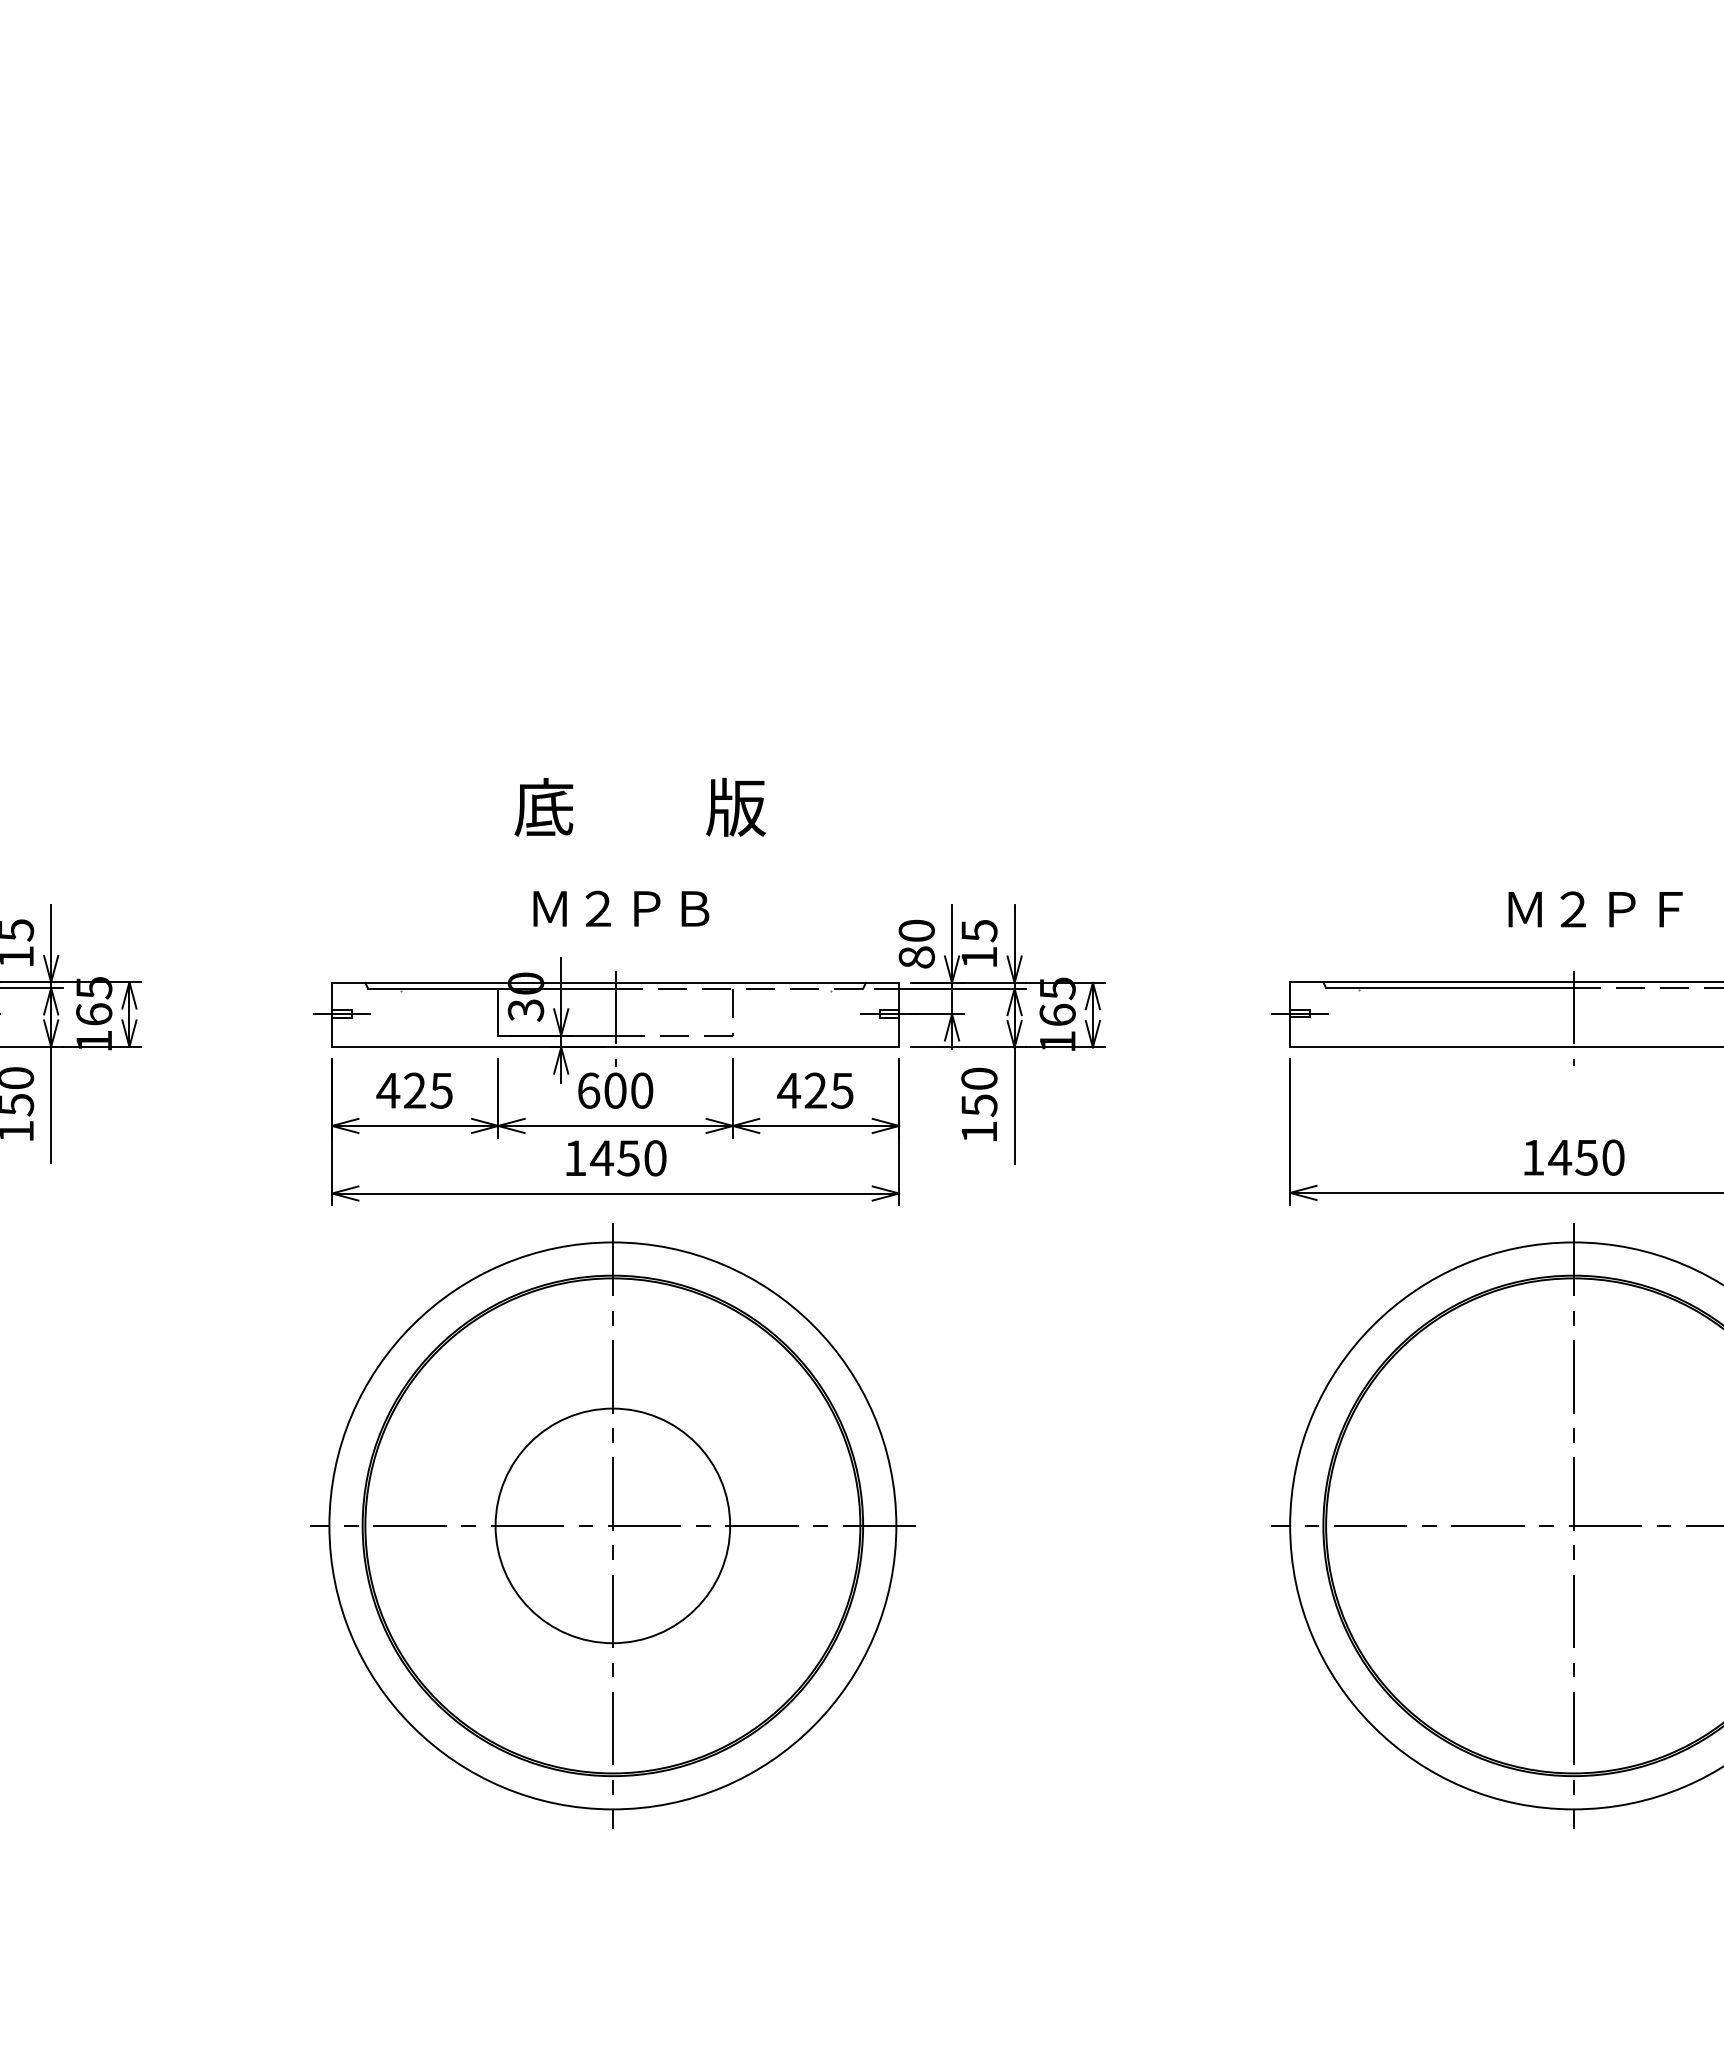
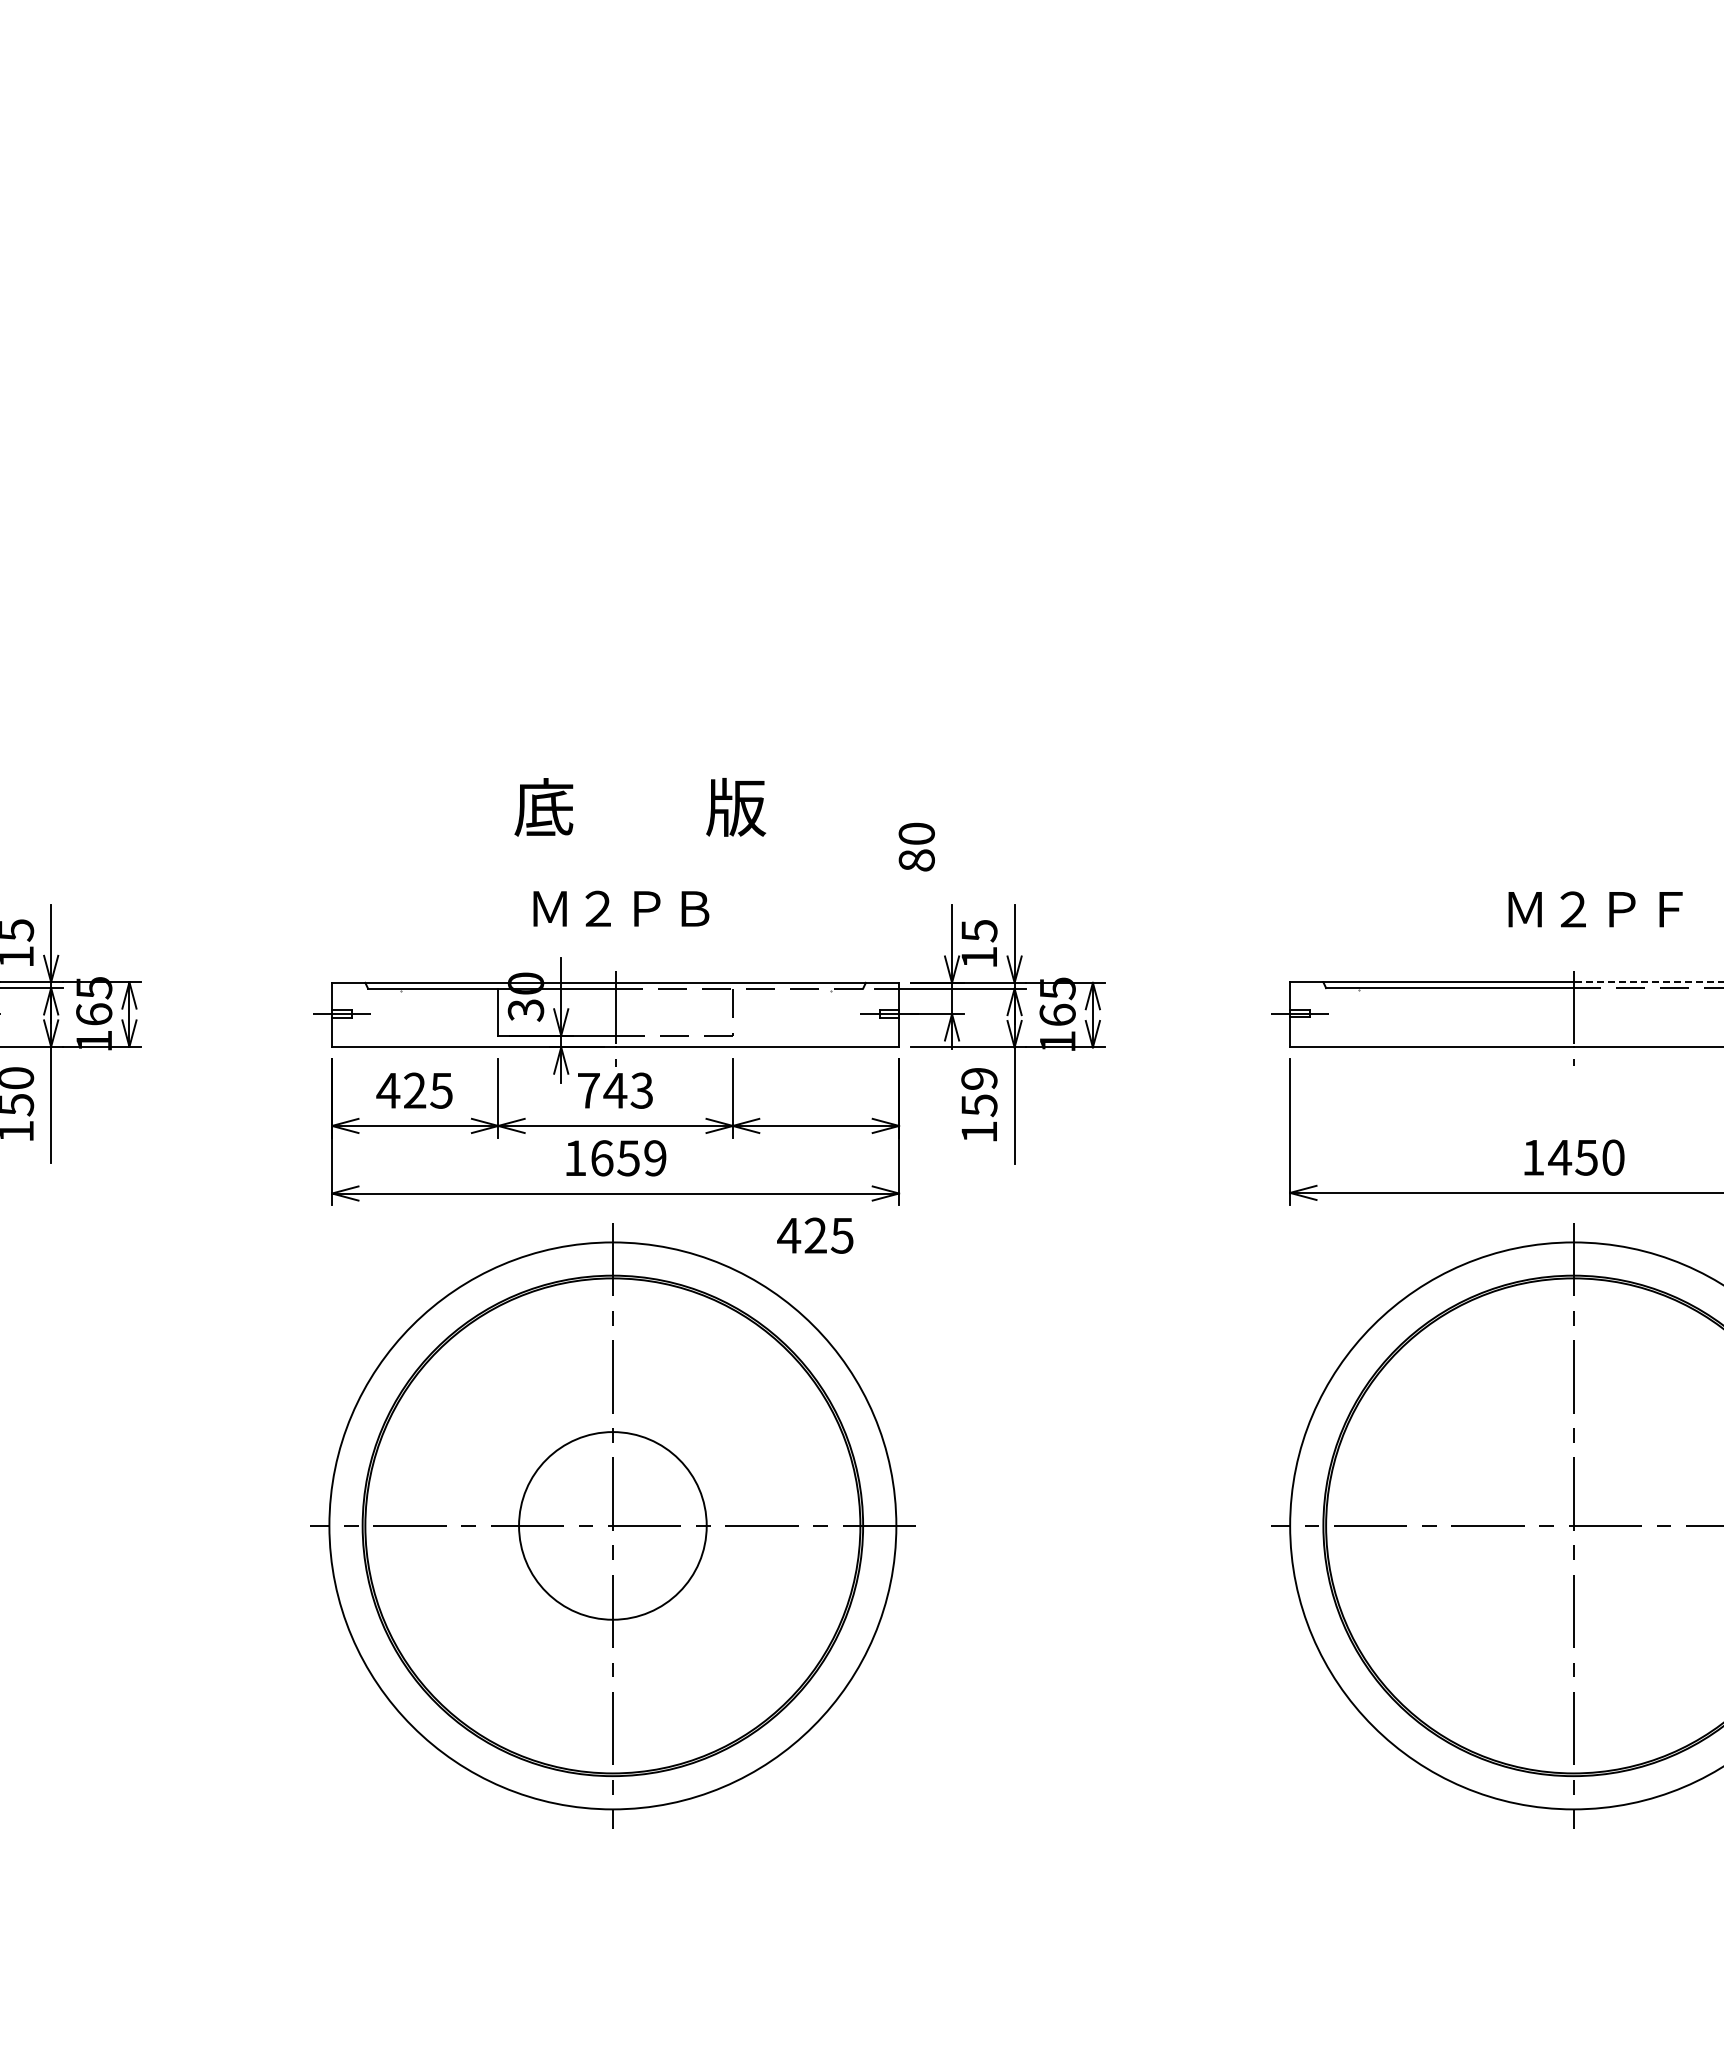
text position: (916, 943) -> (916, 846) (916, 846)
line: solid -> dashed (1648, 982)
text: 150 -> 159 (979, 1078)
text: 600 -> 743 (615, 1090)
text position: (815, 1090) -> (815, 1235) (815, 1235)
text: 1450 -> 1659 (628, 1158)
circle diameter: 235 px -> 188 px (612, 1525)
